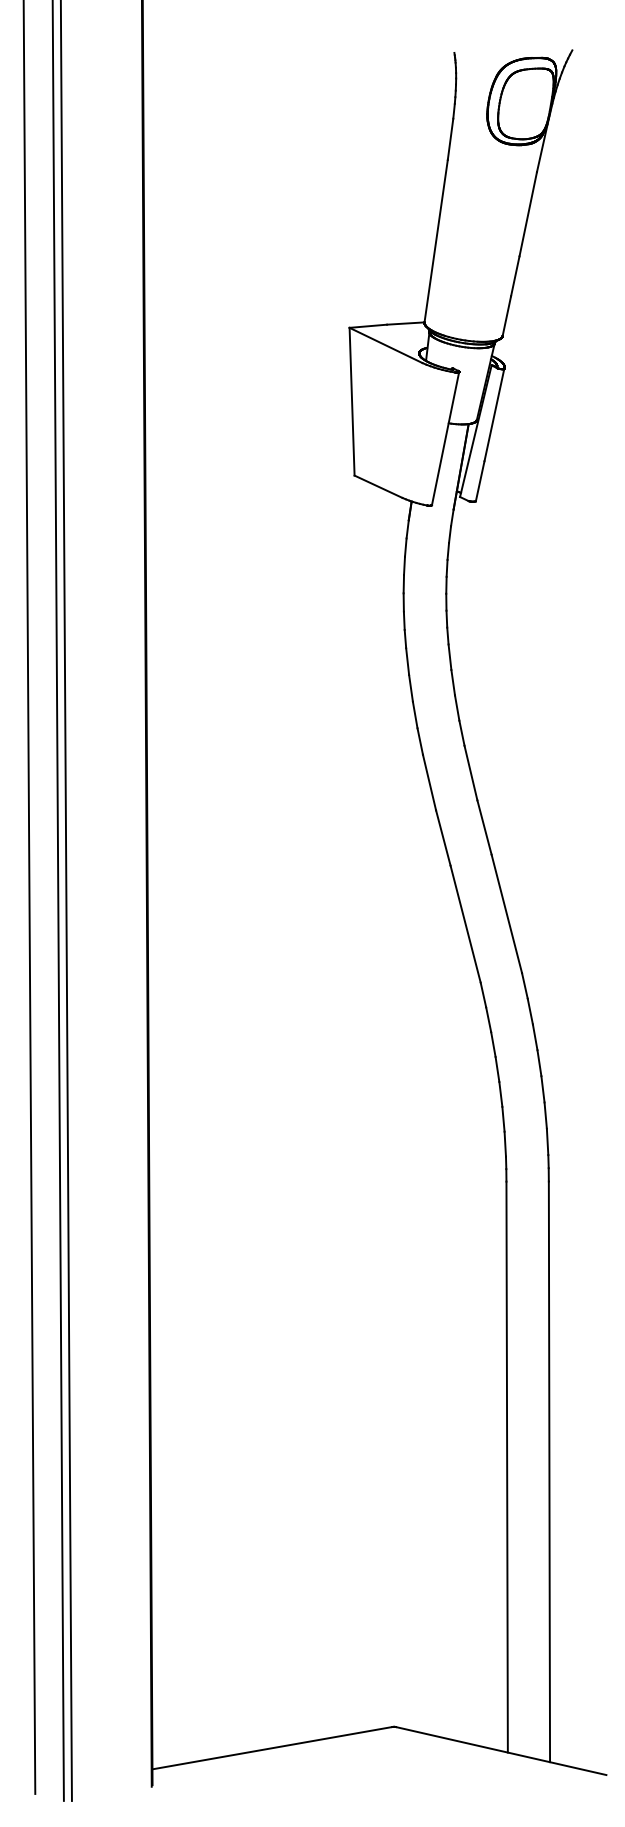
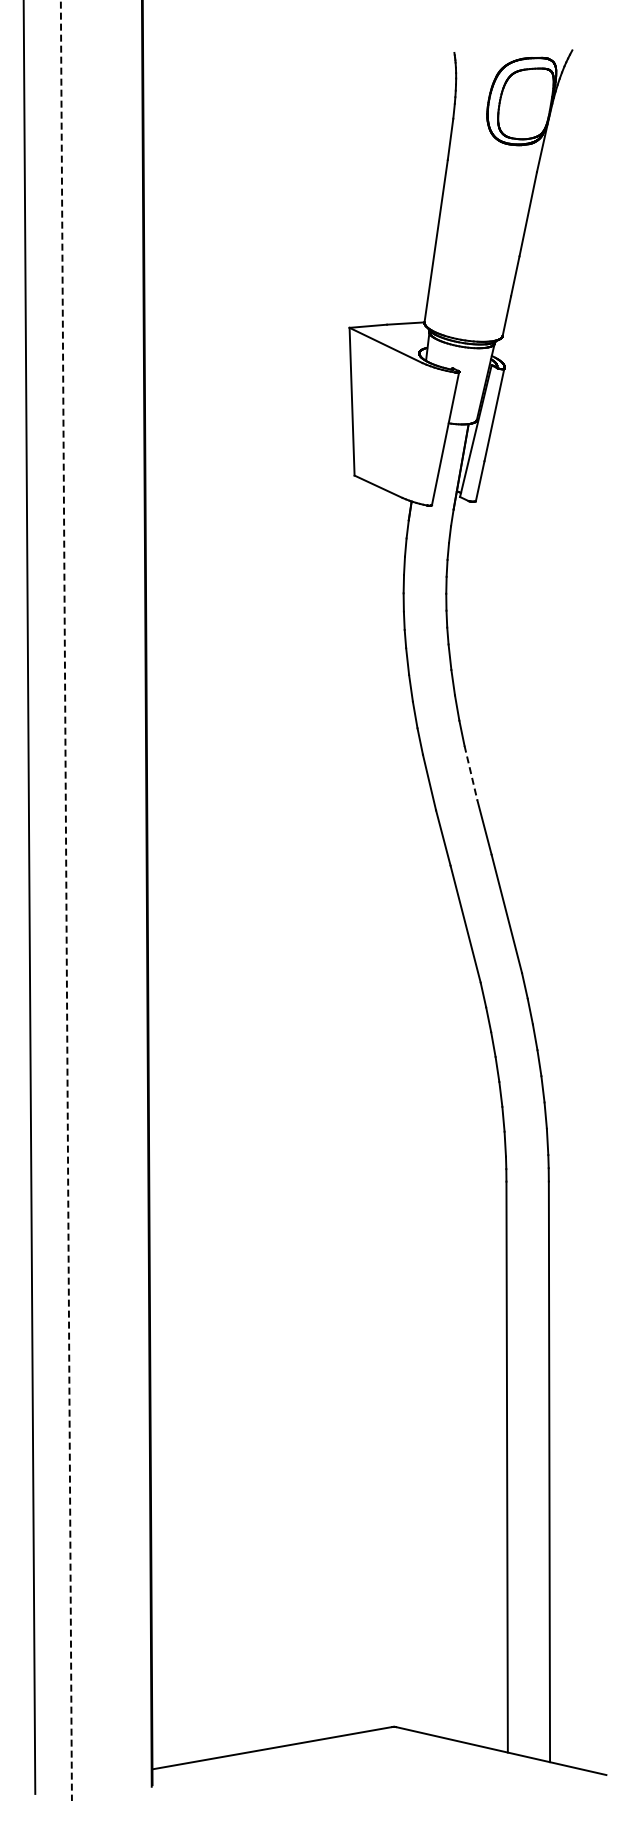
line: solid -> dashed (471, 773)
line: present -> none (57, 901)
line: solid -> dashed (66, 901)
